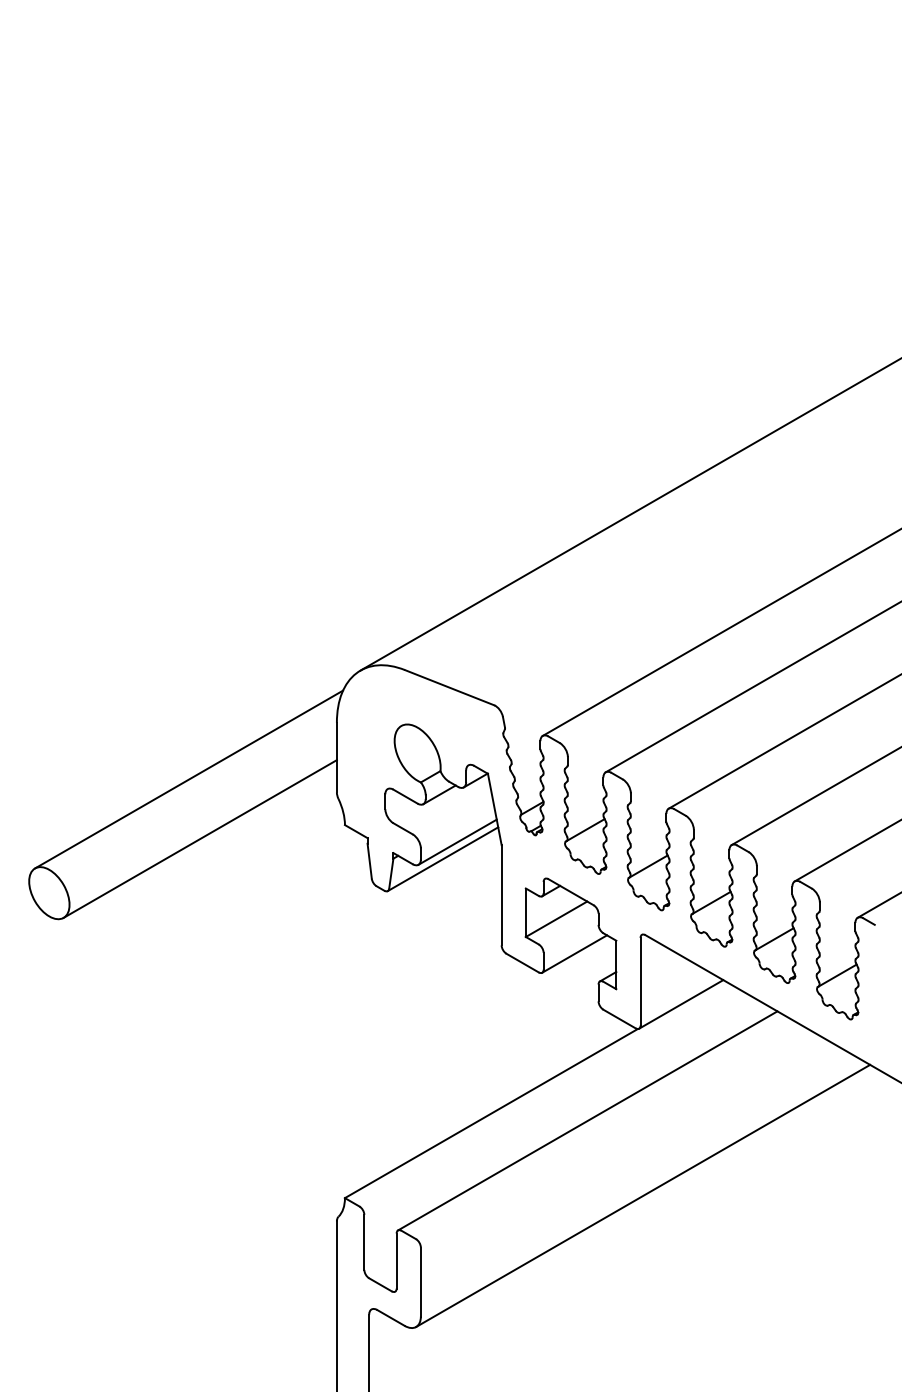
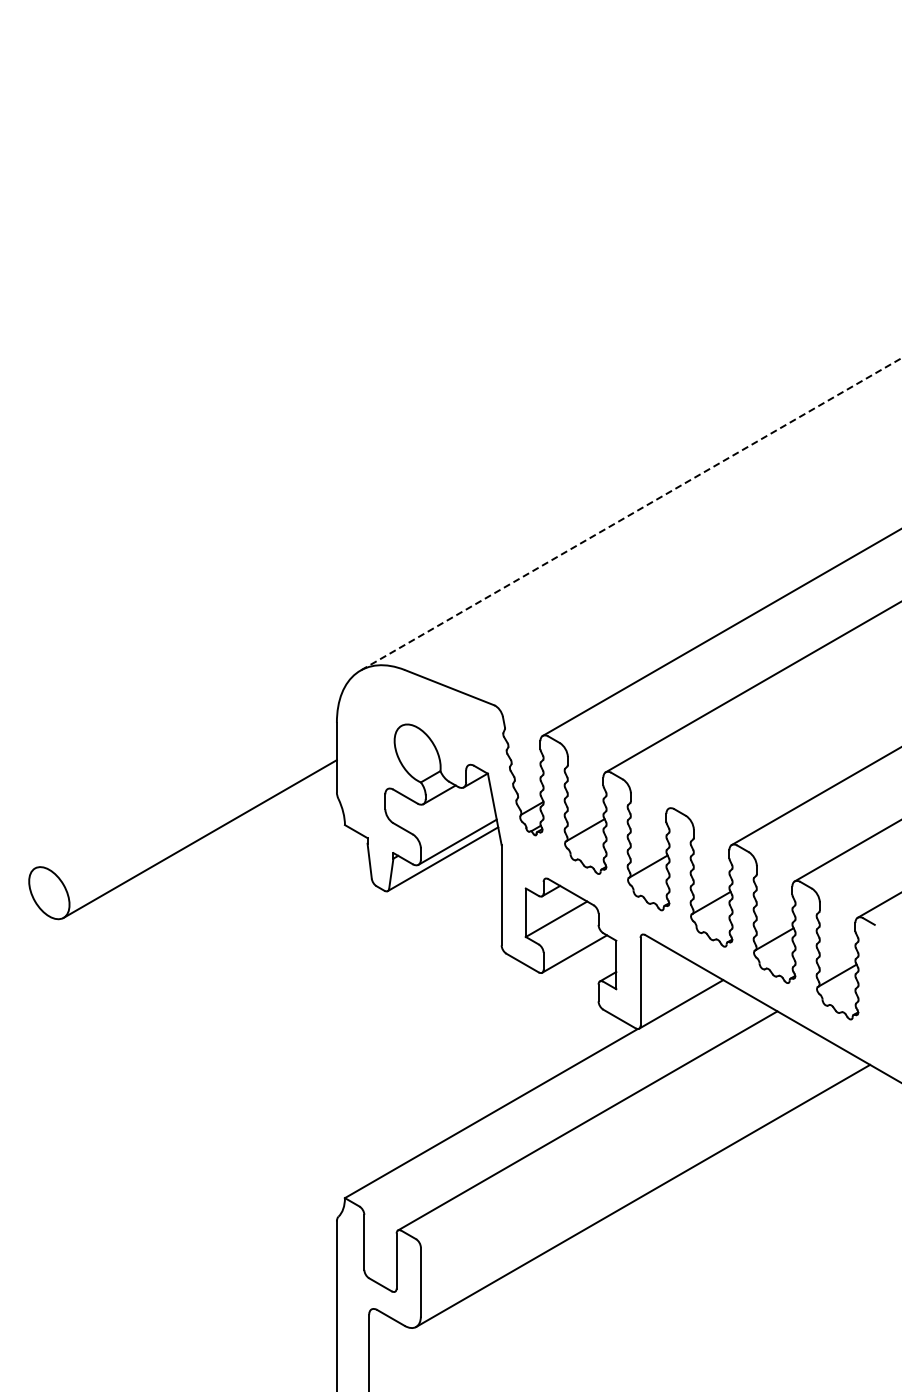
line: solid -> dashed (630, 514)
line: present -> none (783, 742)
line: present -> none (189, 779)
